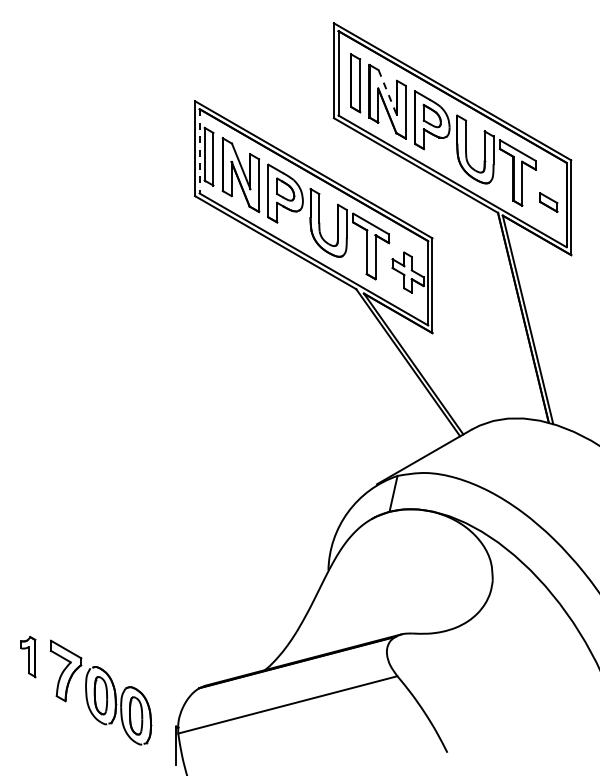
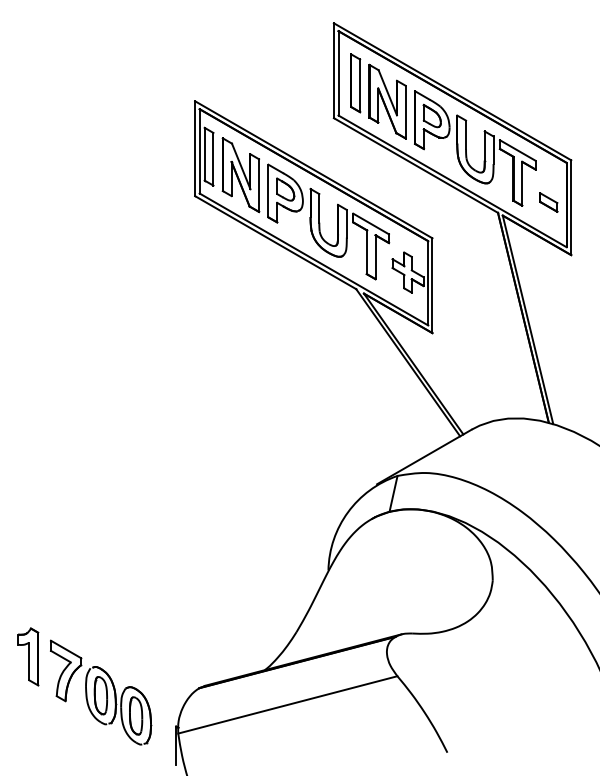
line: dashed -> solid (388, 93)
line: dashed -> solid (199, 151)
part size: 17x43 px -> 23x60 px (28, 656)
